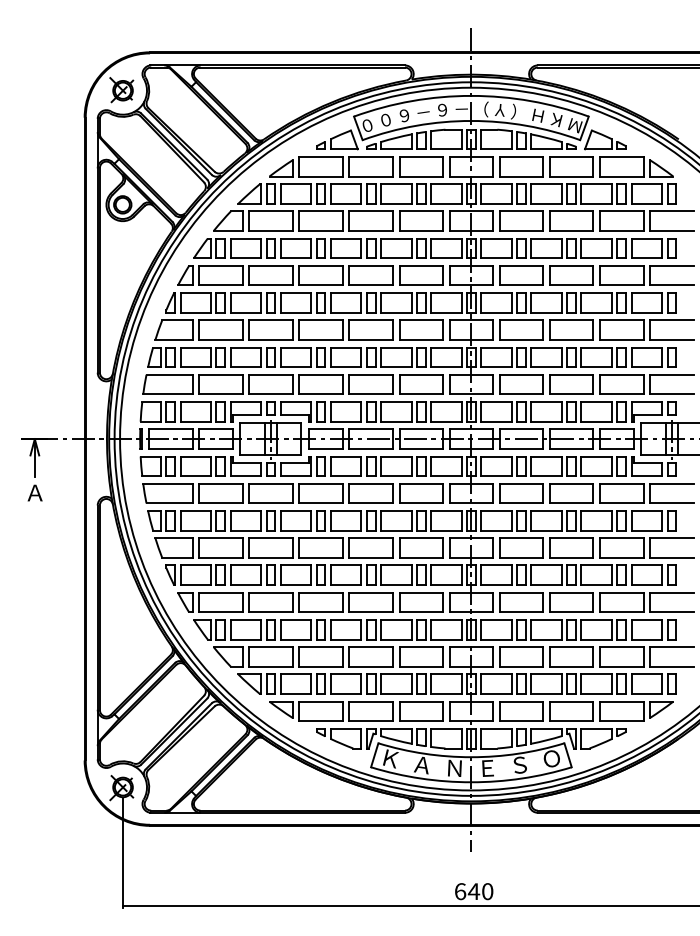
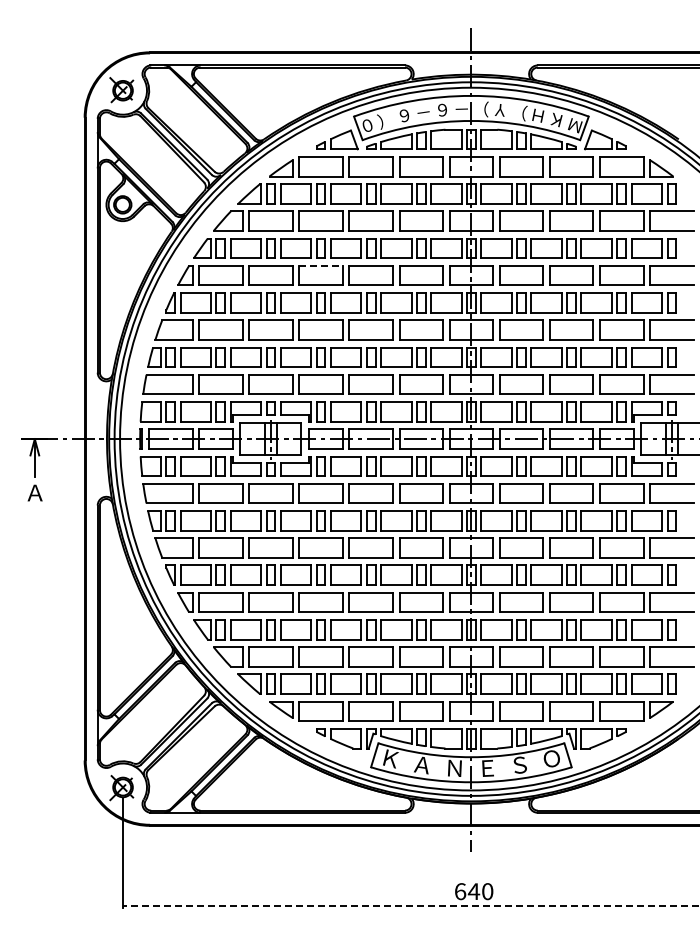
text: （ -> ） (519, 112)
text: ０ -> （ (383, 121)
line: solid -> dashed (321, 265)
line: solid -> dashed (410, 906)
